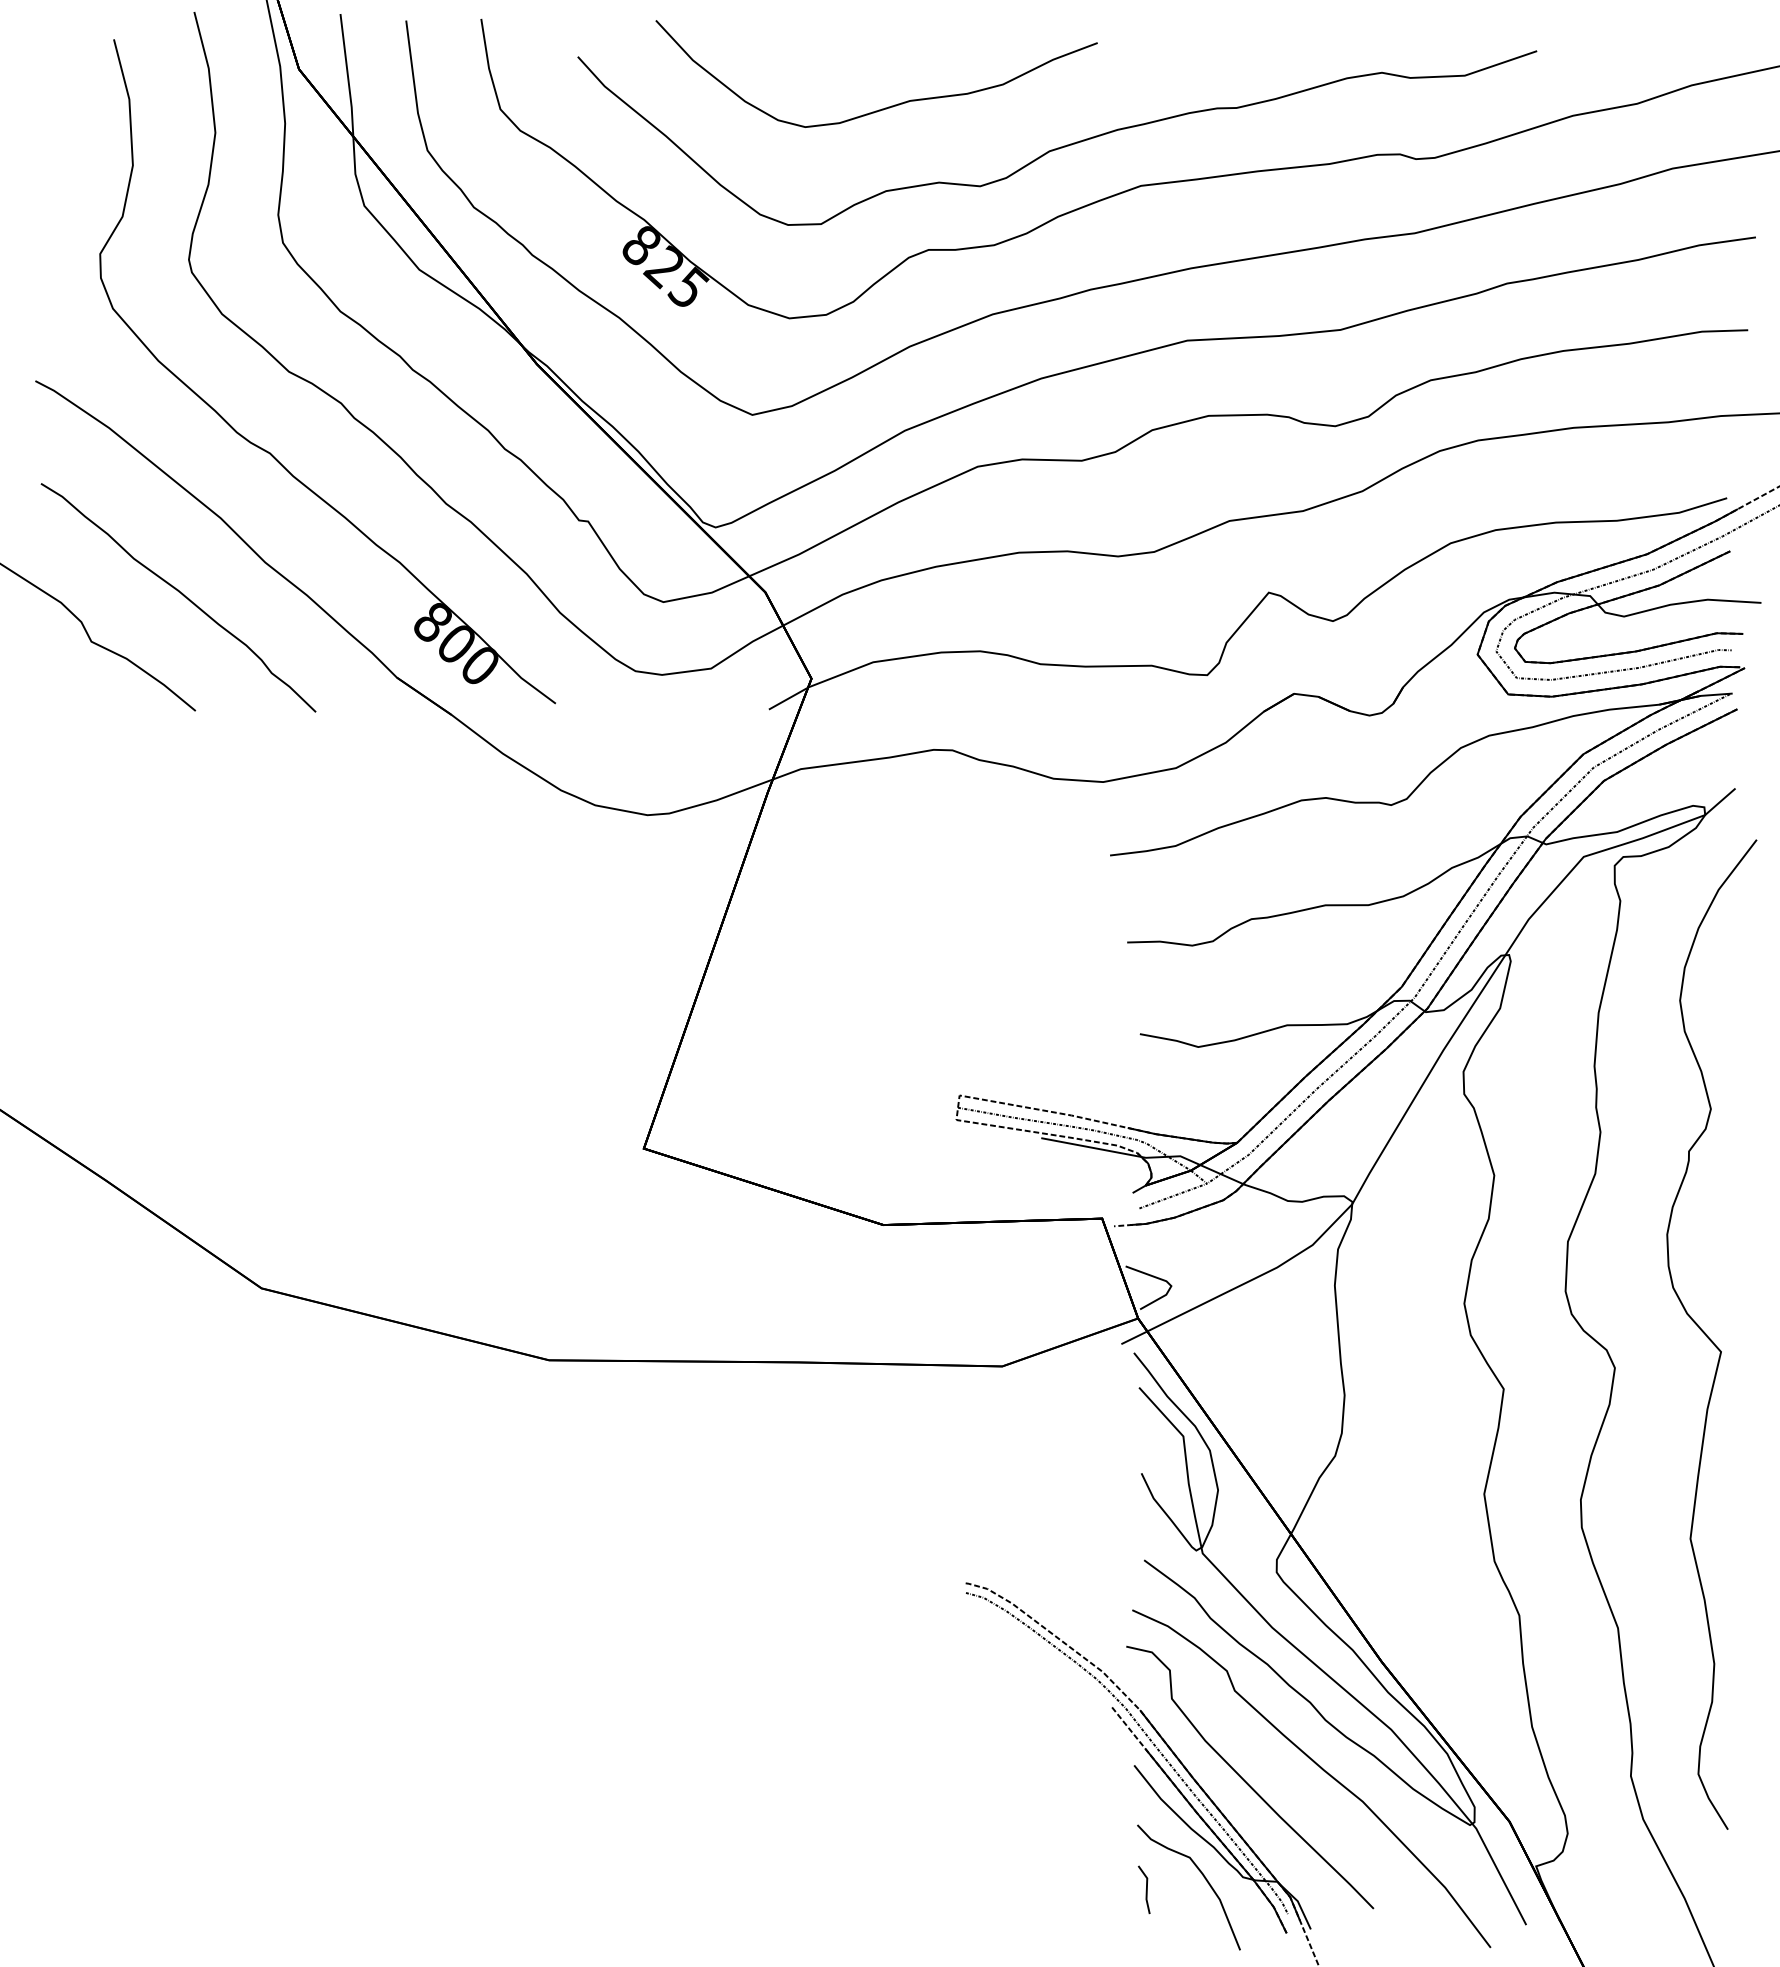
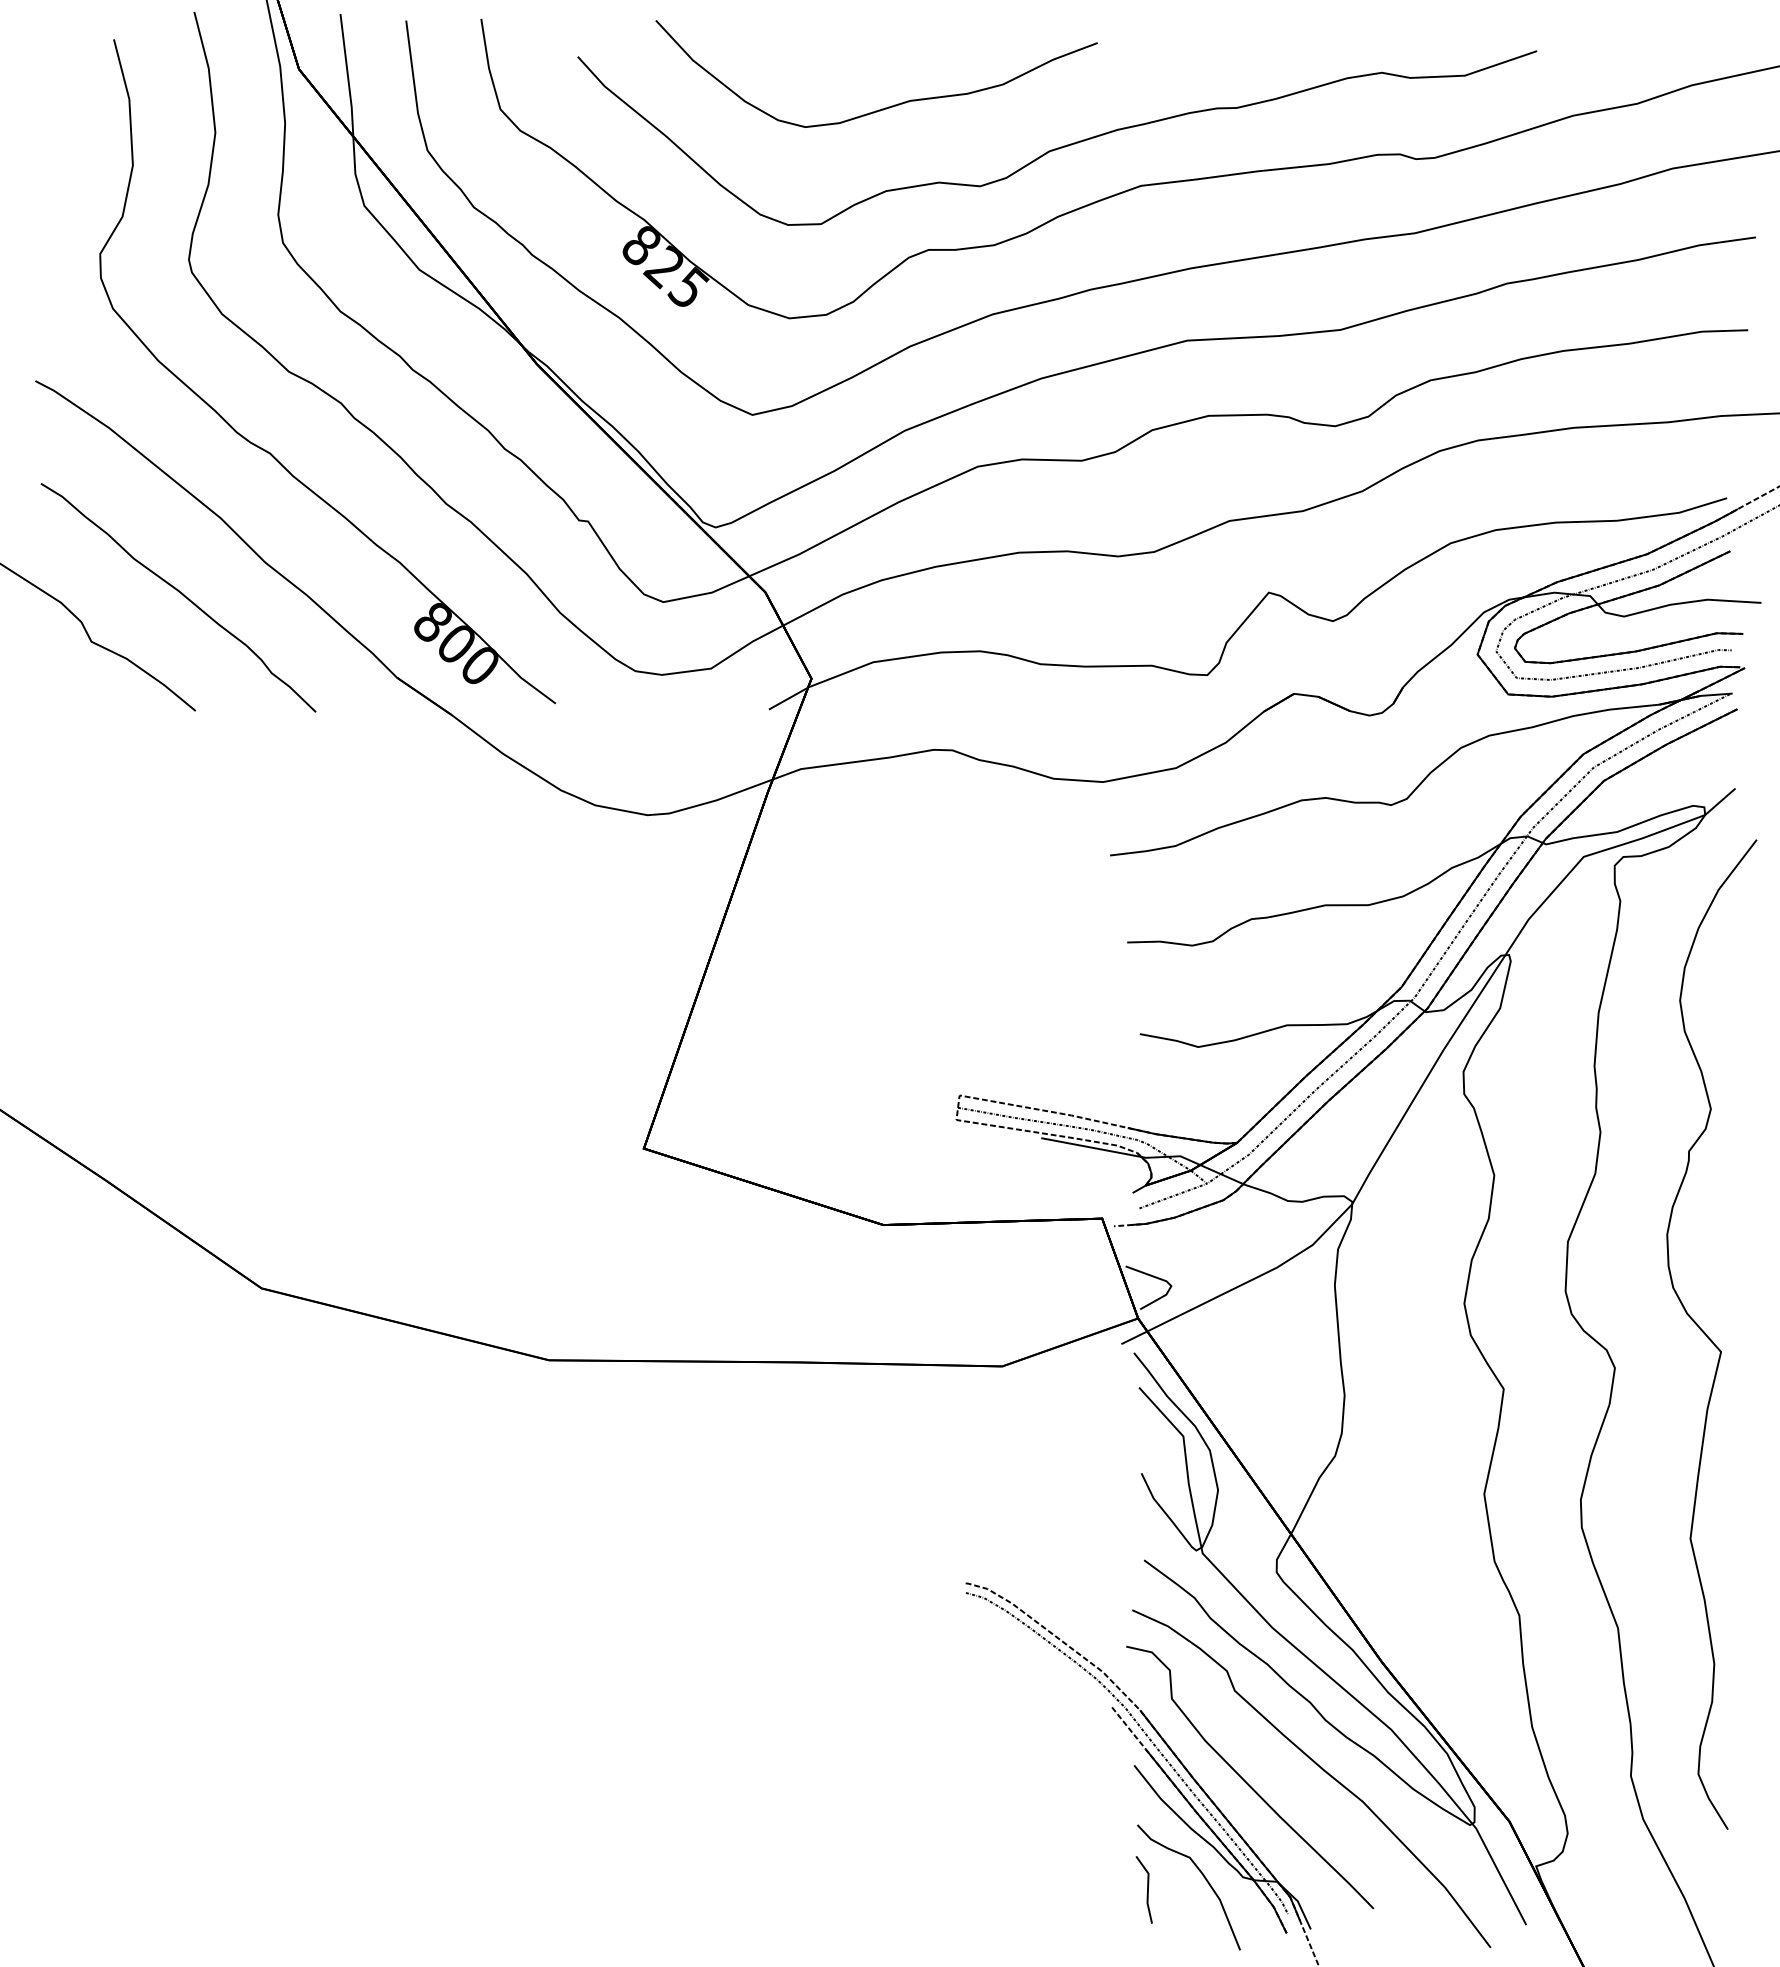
part size: 14x50 px -> 18x68 px (1143, 1889)
